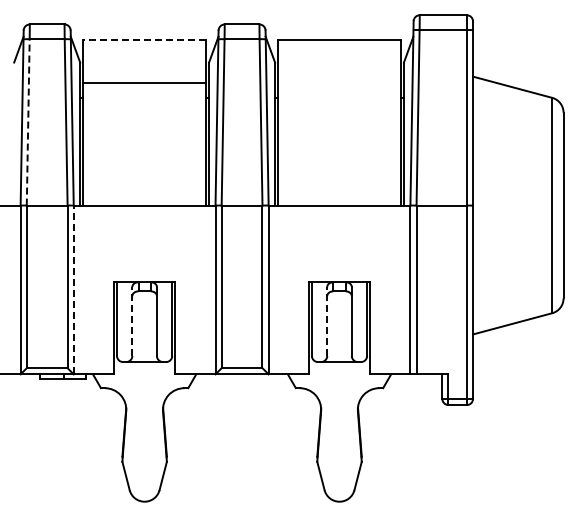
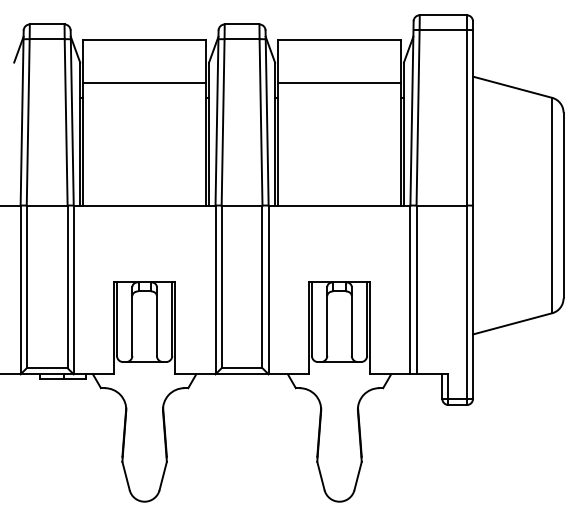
line: dashed -> solid (144, 39)
line: none -> present (339, 82)
line: dashed -> solid (28, 121)
line: dashed -> solid (73, 289)
line: dashed -> solid (132, 321)
line: dashed -> solid (327, 321)
